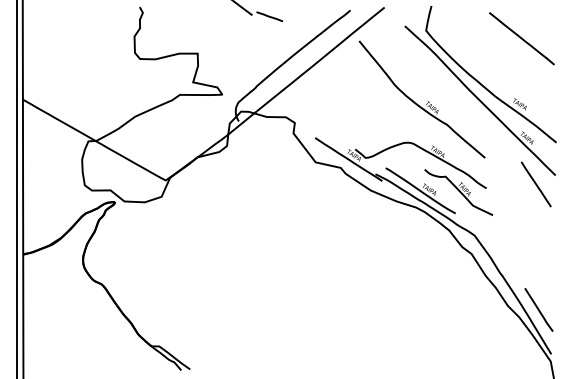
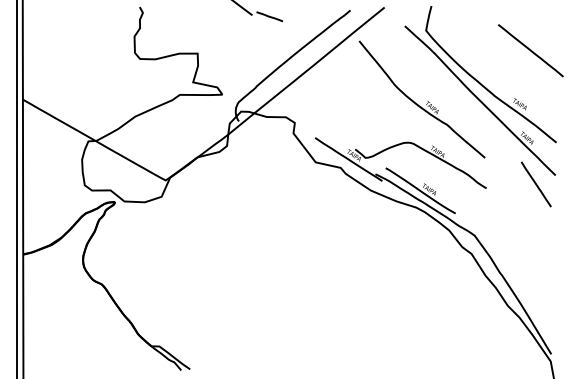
line position: (521, 38) -> (530, 50) (530, 50)
part: present -> none (458, 192)
line: present -> none (538, 309)
